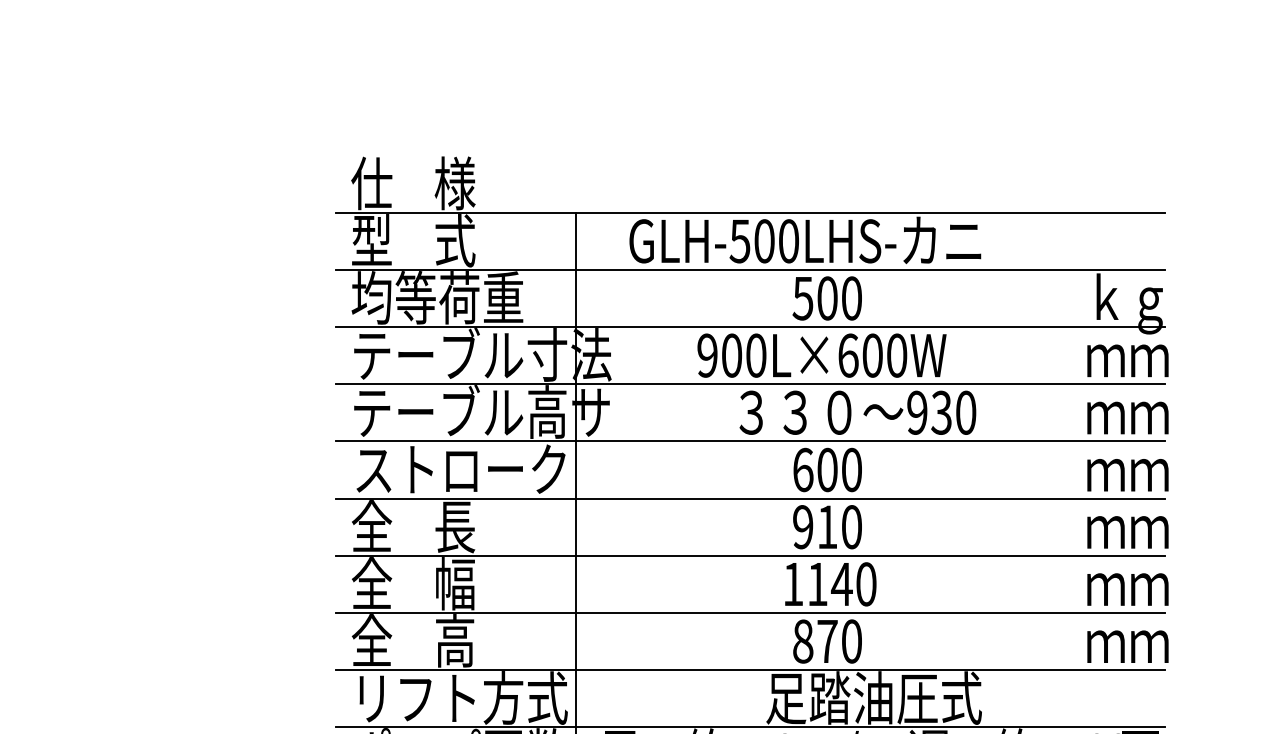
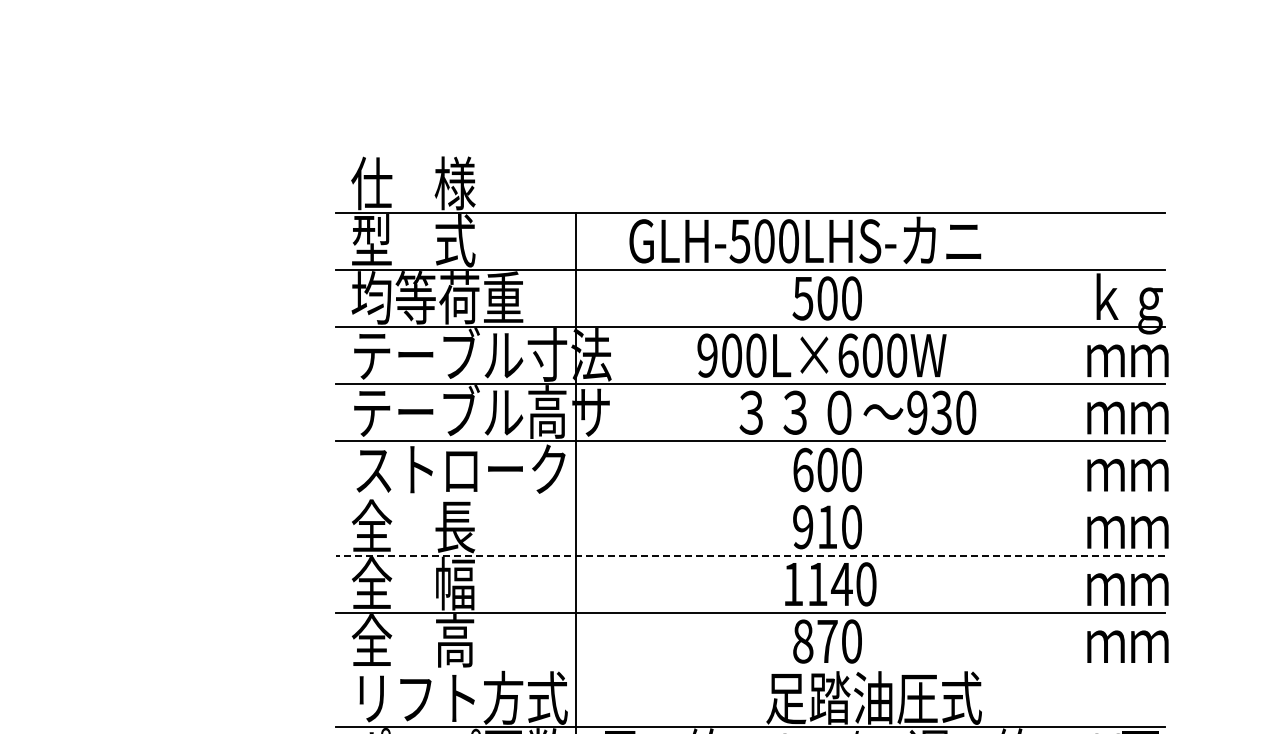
line: present -> none (749, 498)
line: solid -> dashed (750, 555)
line: present -> none (749, 670)
